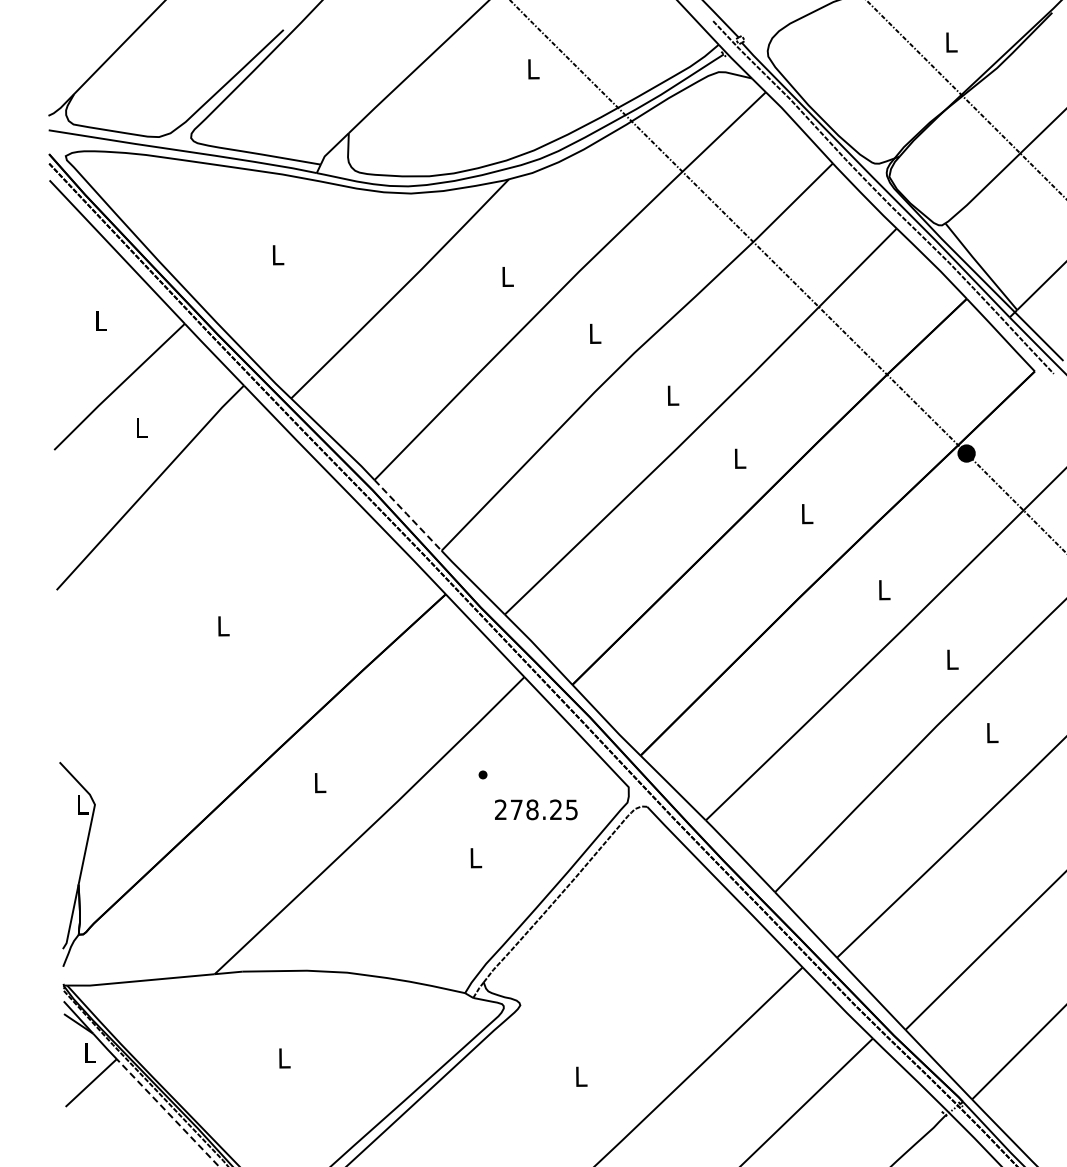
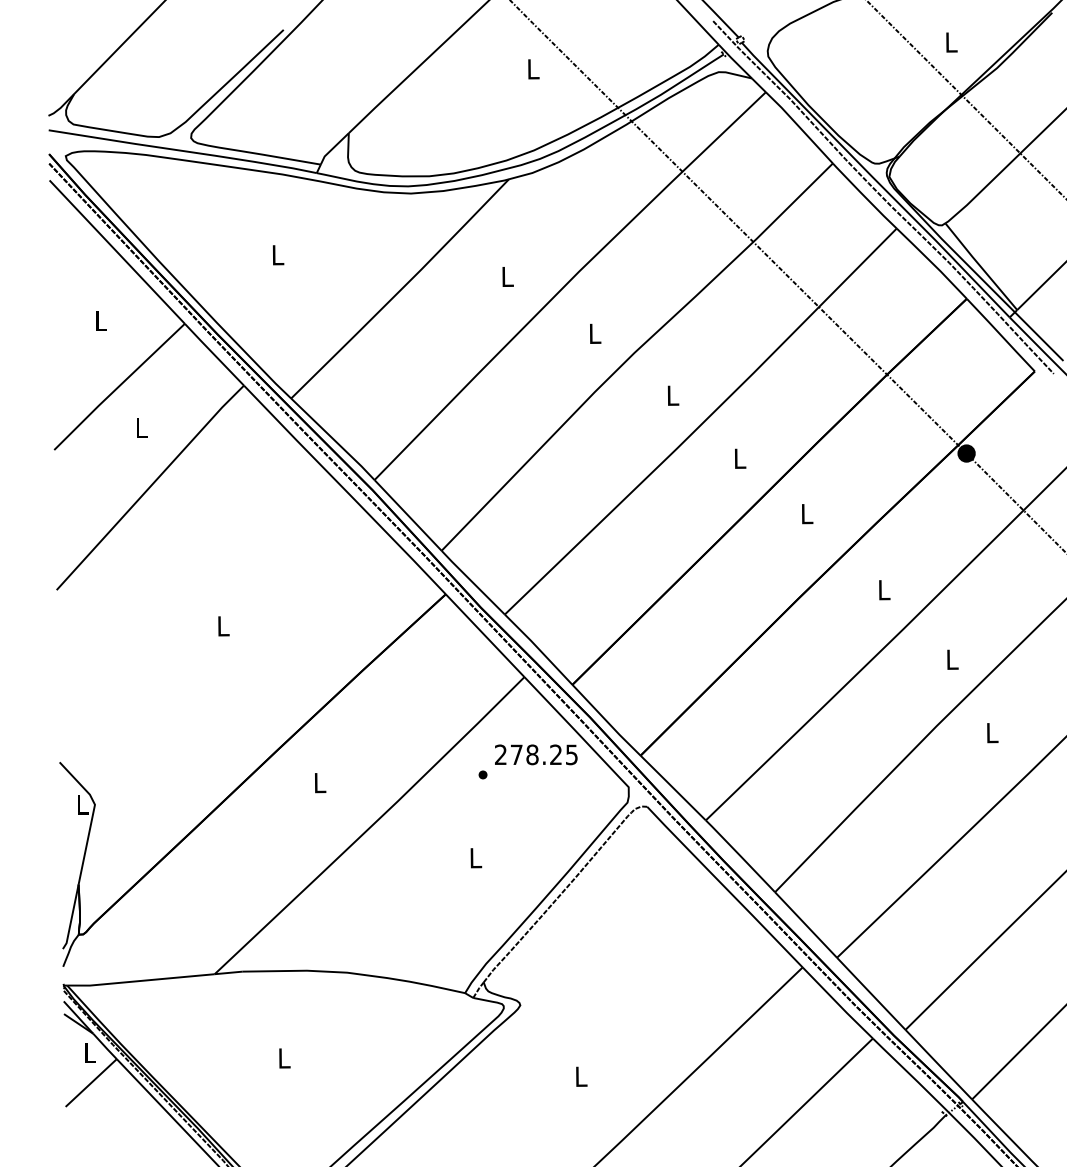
line: dashed -> solid (408, 515)
text position: (536, 809) -> (536, 754) (536, 754)
line: dashed -> solid (168, 1113)
